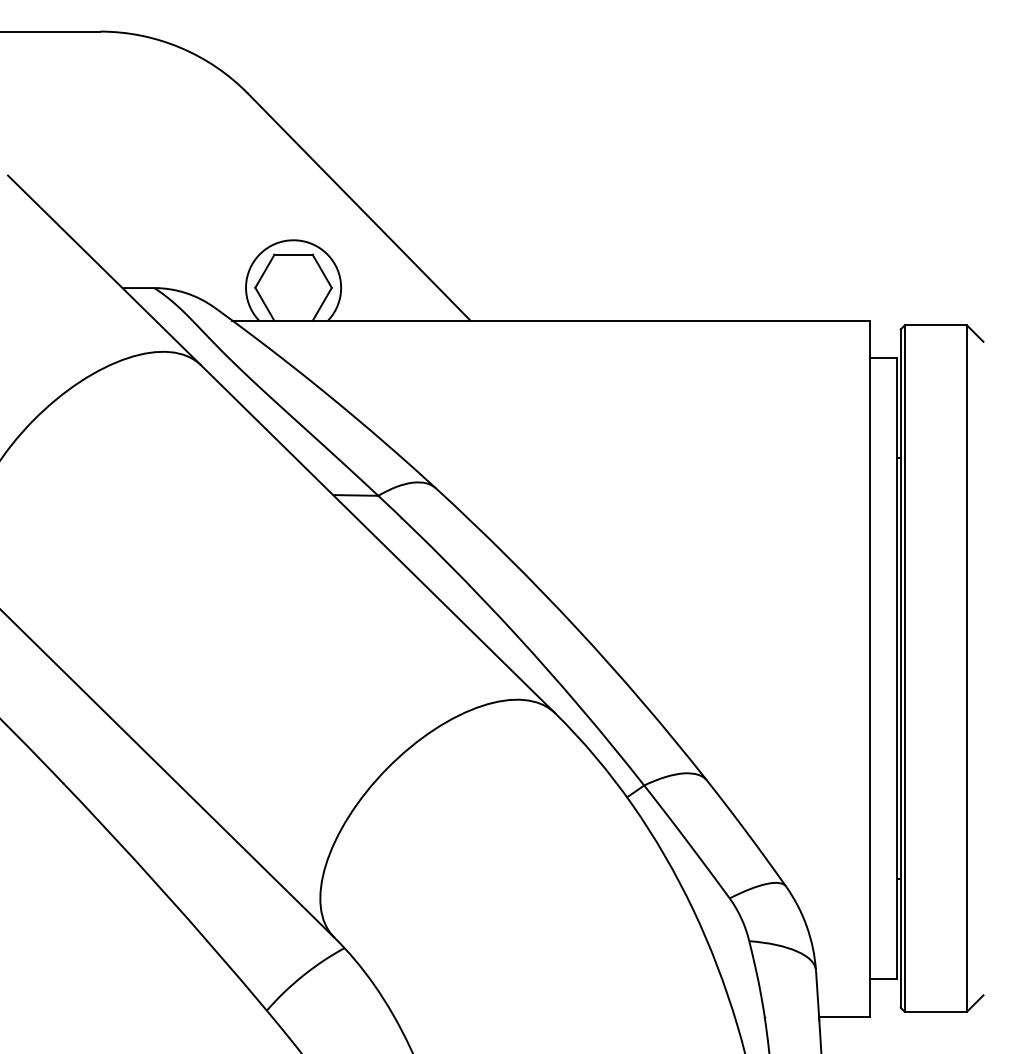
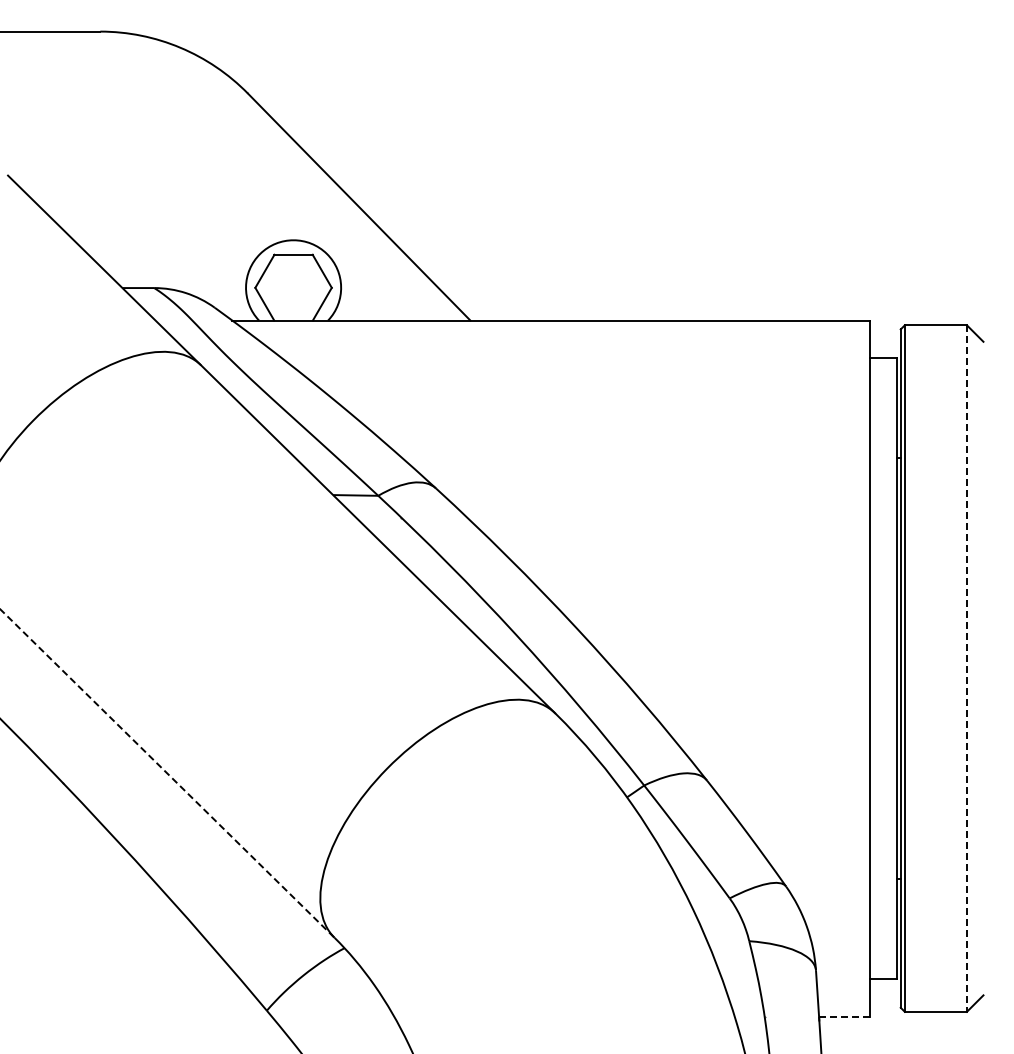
line: solid -> dashed (966, 669)
line: solid -> dashed (167, 773)
line: solid -> dashed (843, 1016)
